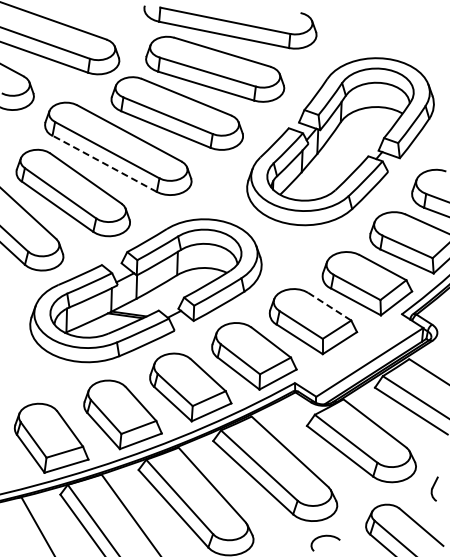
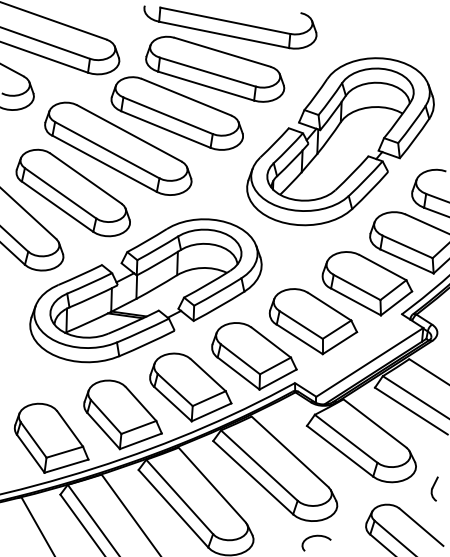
line: dashed -> solid (104, 163)
line: dashed -> solid (329, 306)
curve position: (322, 537) -> (313, 537) (313, 537)
